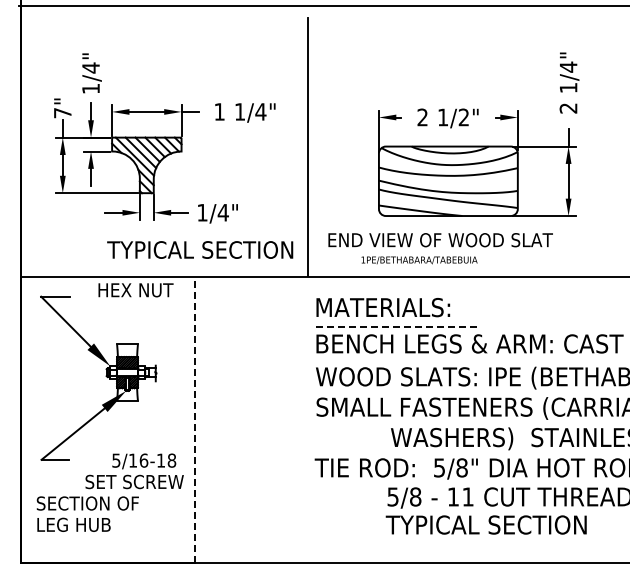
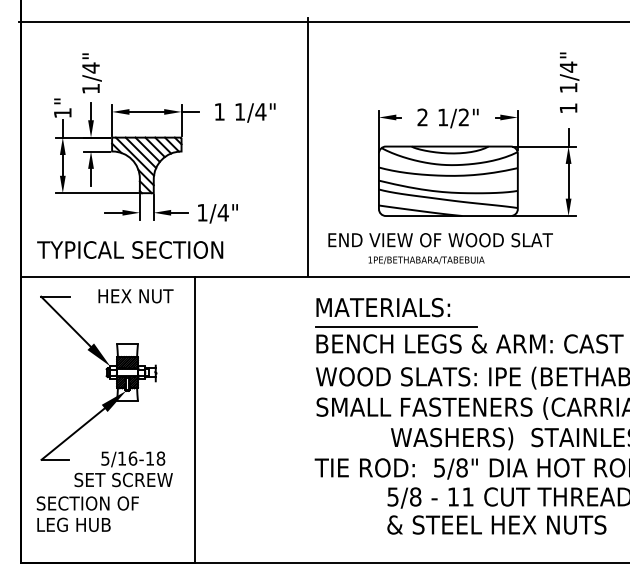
line position: (322, 5) -> (322, 21) (322, 21)
text: 2 -> 1 (568, 108)
text: 7" -> 1" (62, 113)
text position: (200, 249) -> (130, 249) (130, 249)
text position: (419, 260) -> (426, 260) (426, 260)
text position: (135, 290) -> (135, 296) (135, 296)
line: dashed -> solid (396, 326)
line: dashed -> solid (195, 419)
text position: (134, 471) -> (123, 469) (123, 469)
text: TYPICAL SECTION -> & STEEL HEX NUTS (495, 524)
